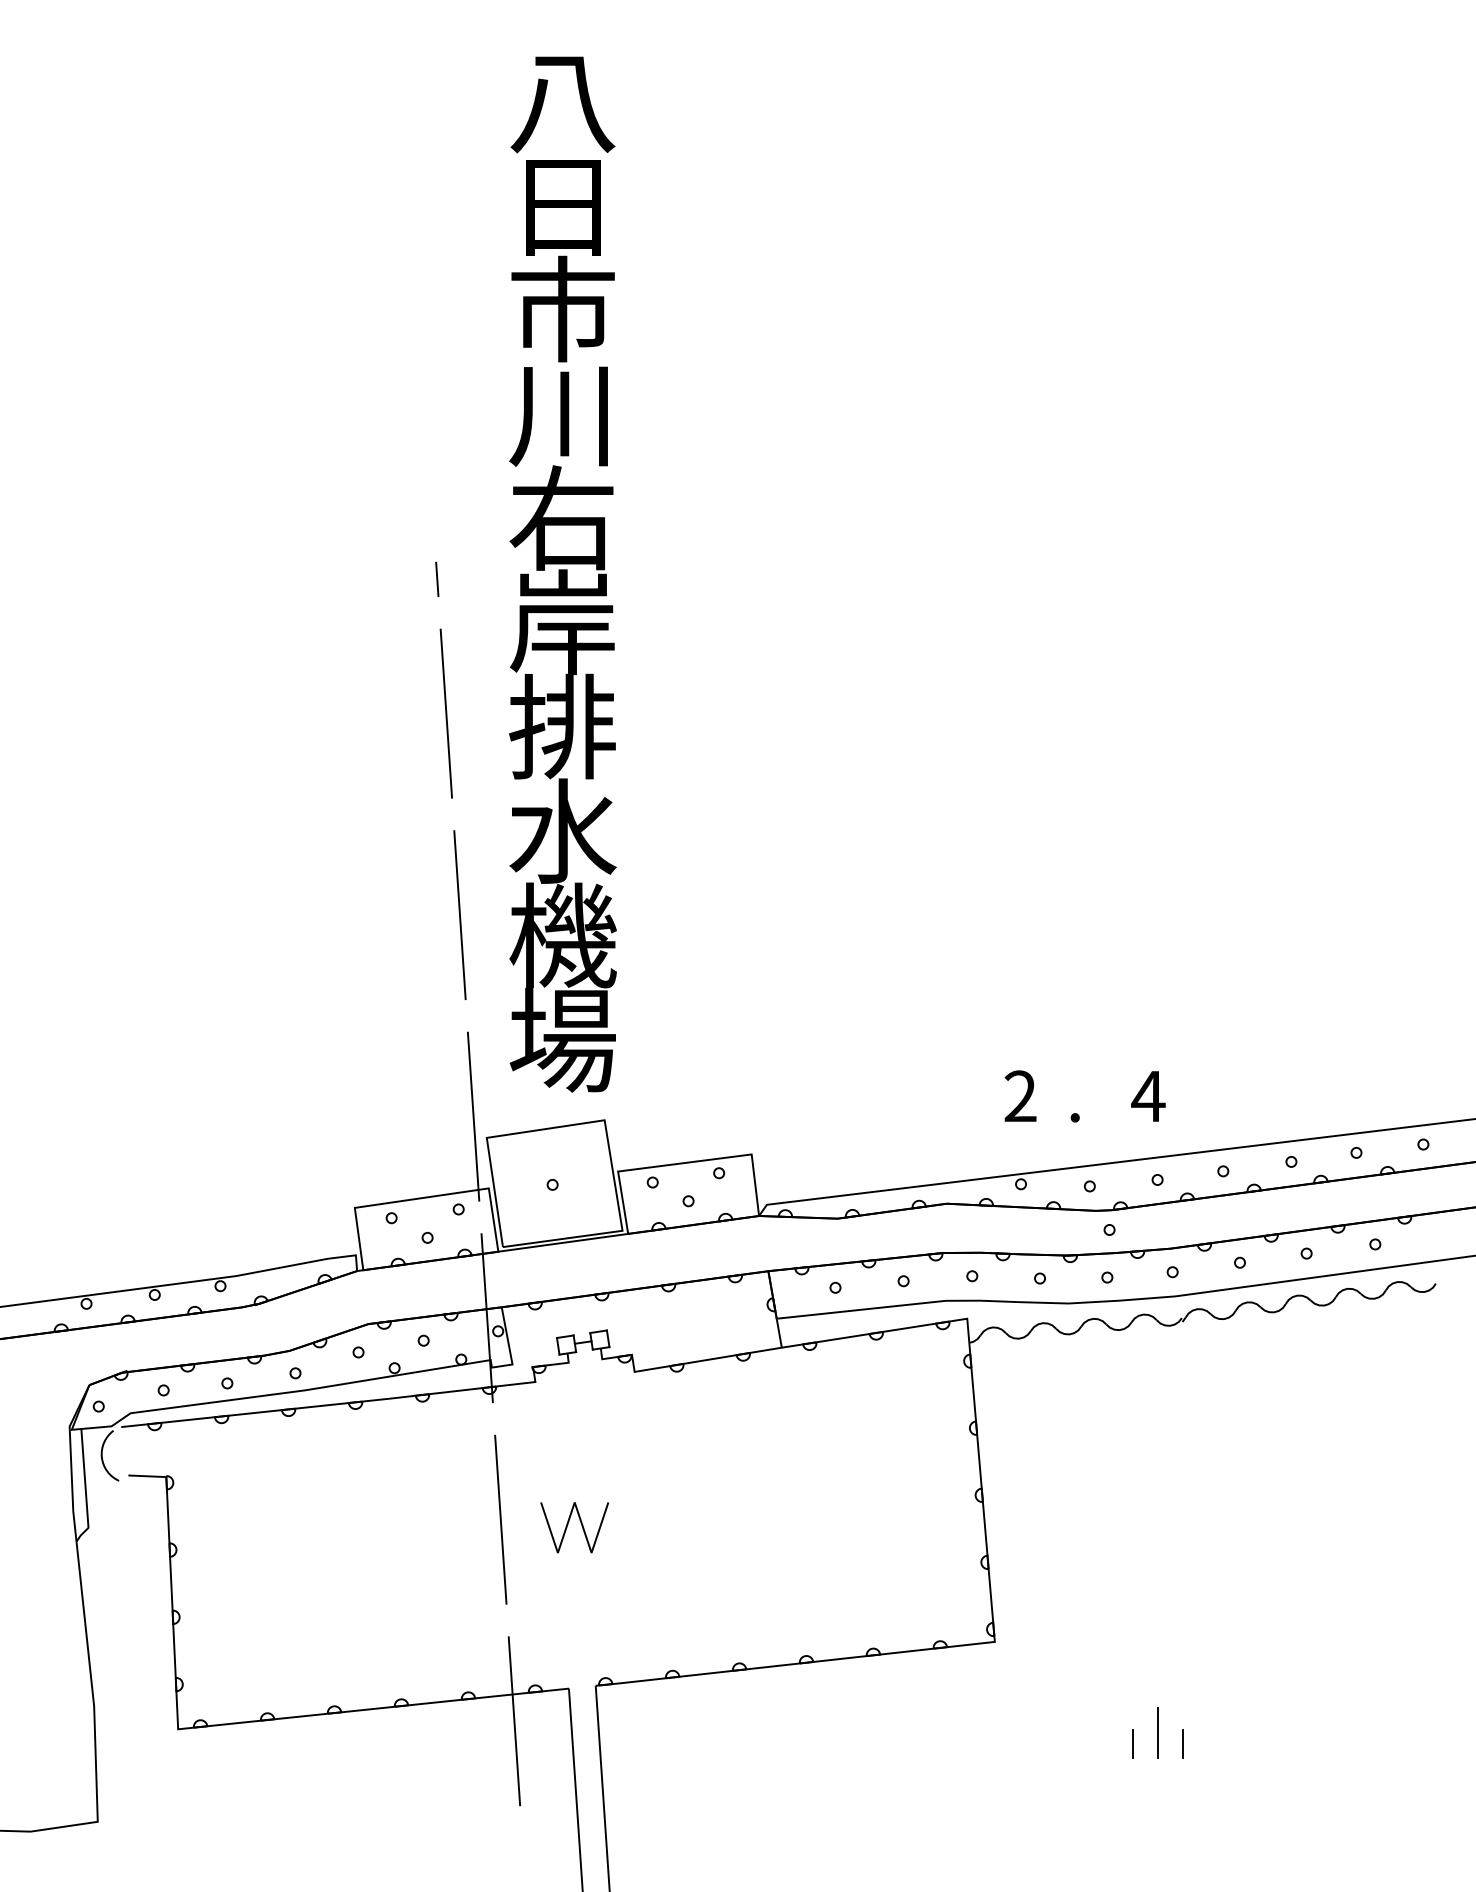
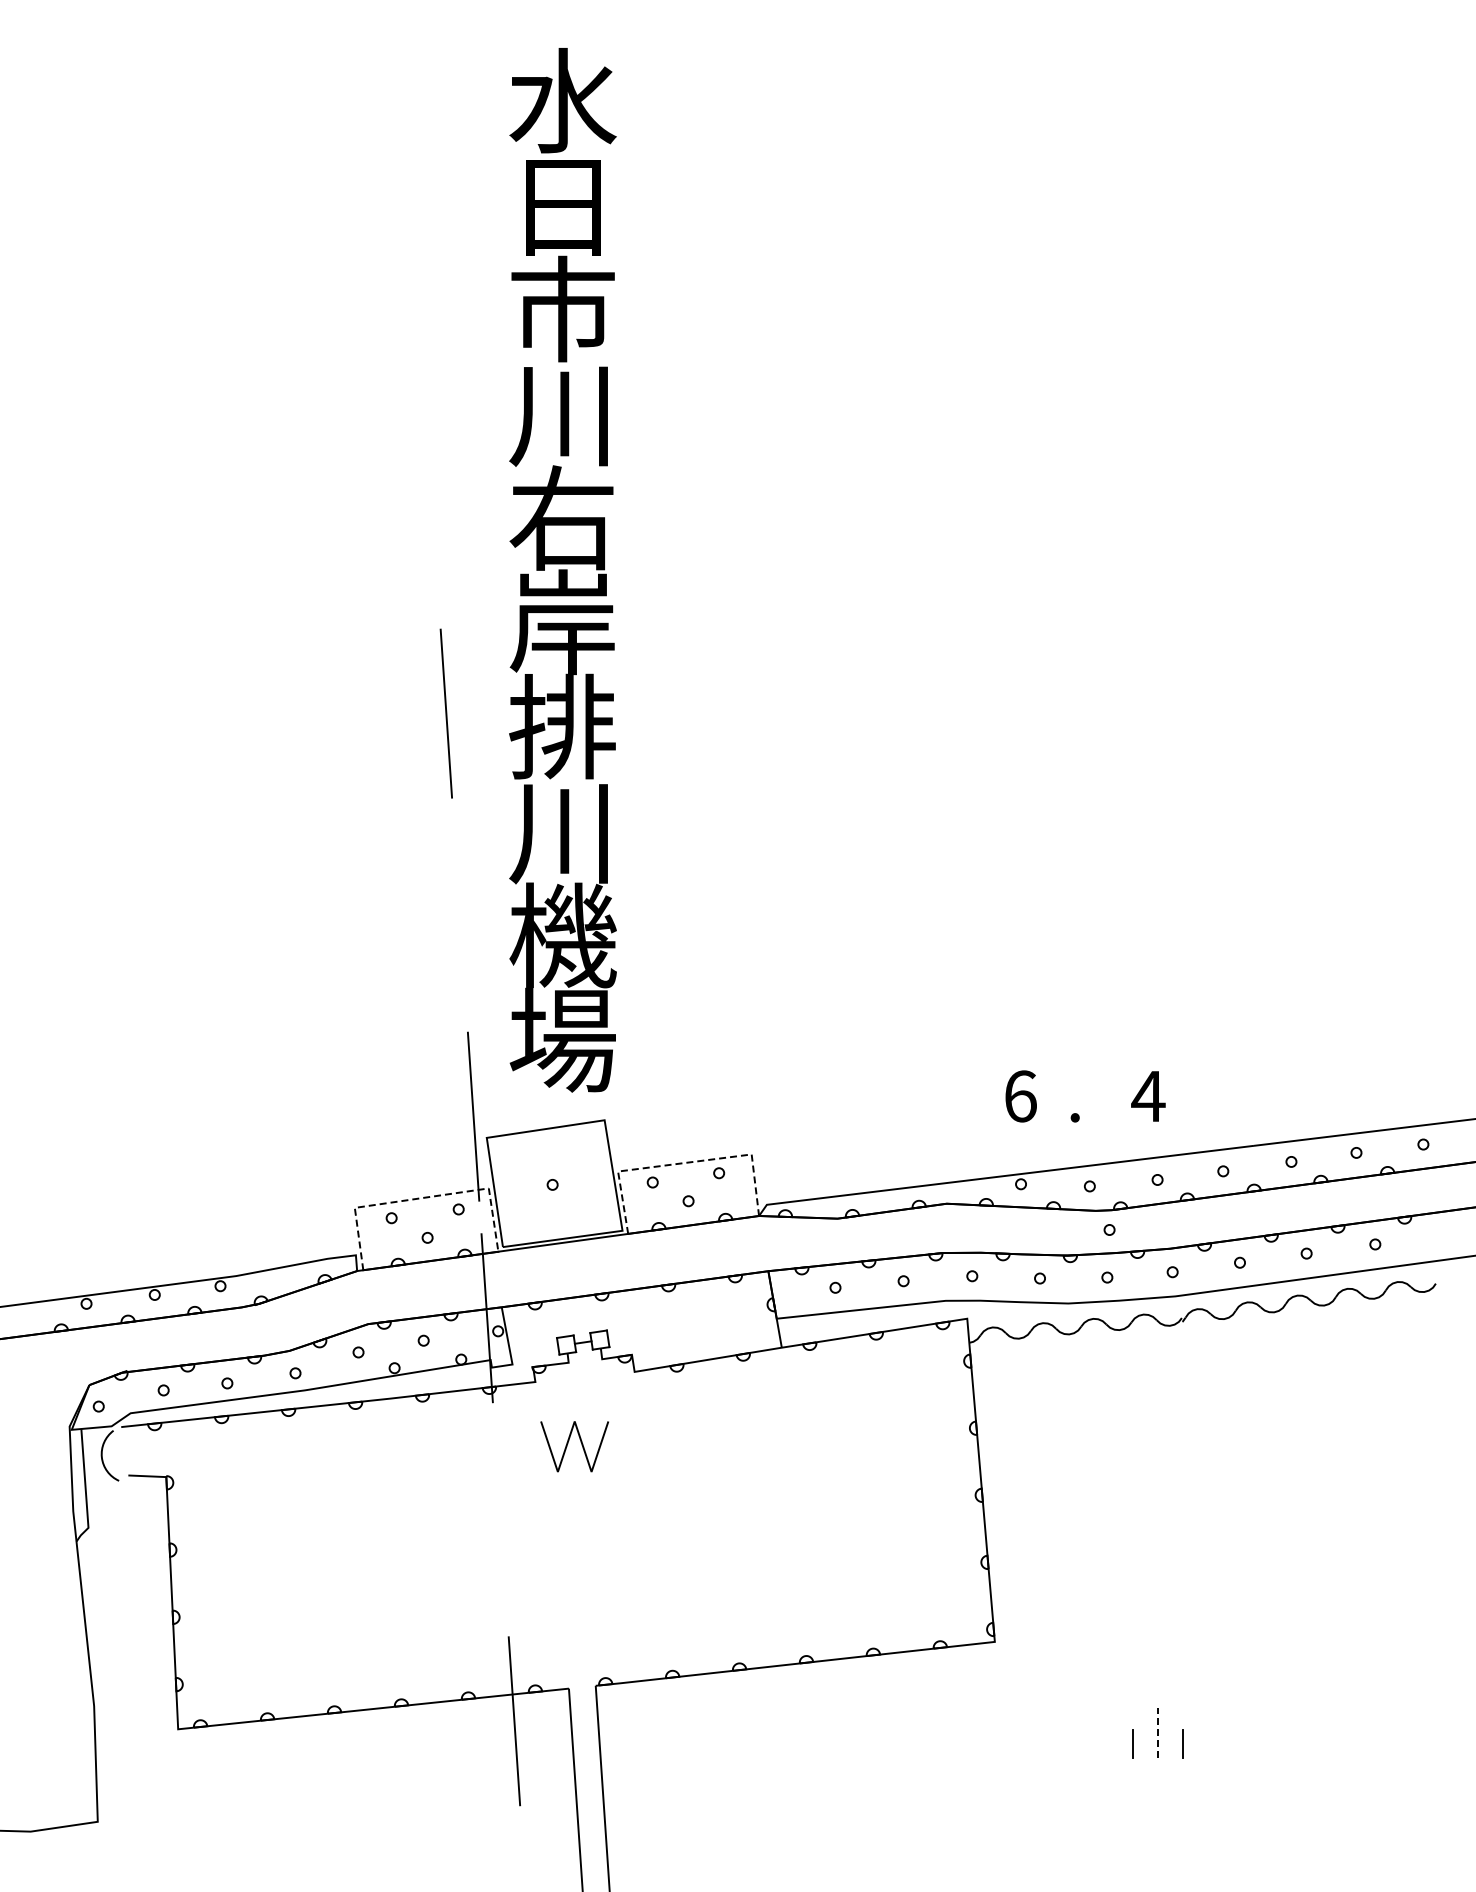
text: 八 -> 水 (562, 100)
line: present -> none (437, 579)
text: 水 -> 川 (562, 831)
line: present -> none (459, 914)
text: 2 -> 6 (1020, 1096)
line: solid -> dashed (684, 1163)
line: solid -> dashed (422, 1198)
line: present -> none (500, 1519)
line position: (568, 1524) -> (568, 1443) (568, 1443)
line: solid -> dashed (1157, 1732)
